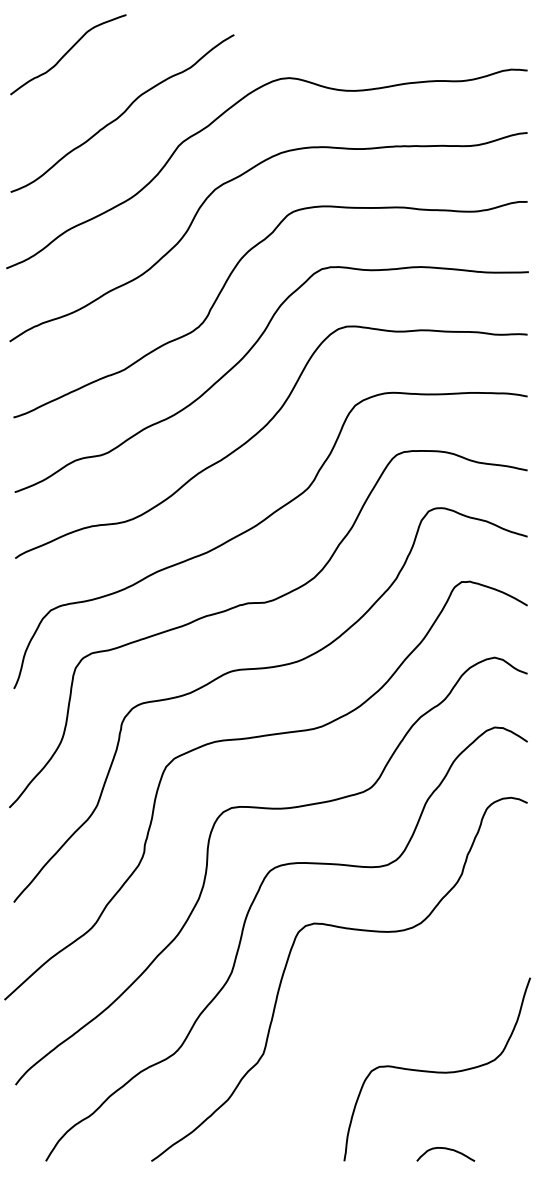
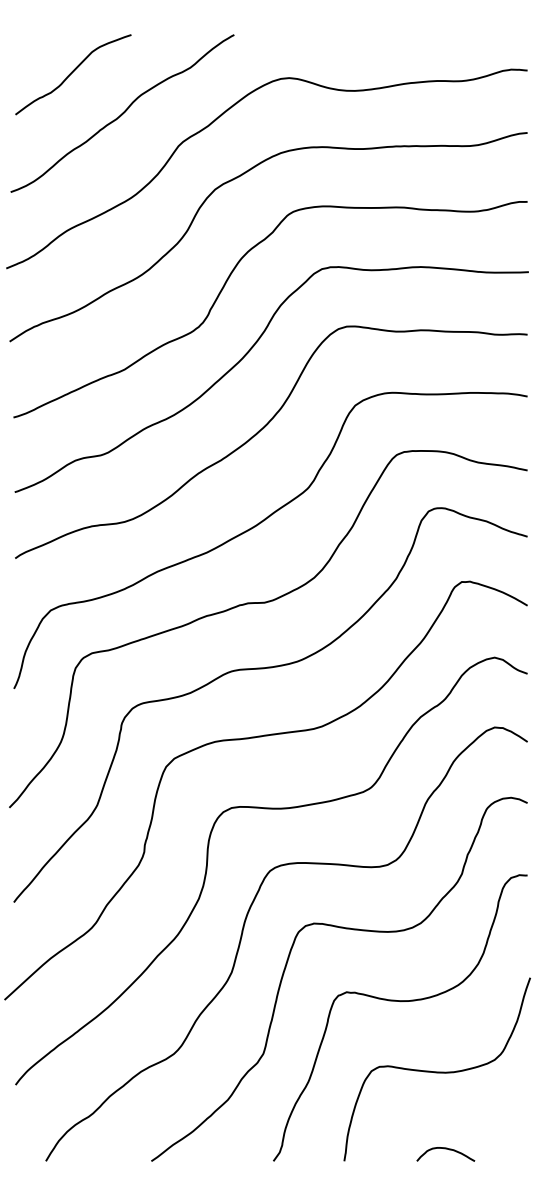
curve position: (67, 53) -> (72, 73) (72, 73)
curve: none -> present (400, 1002)
